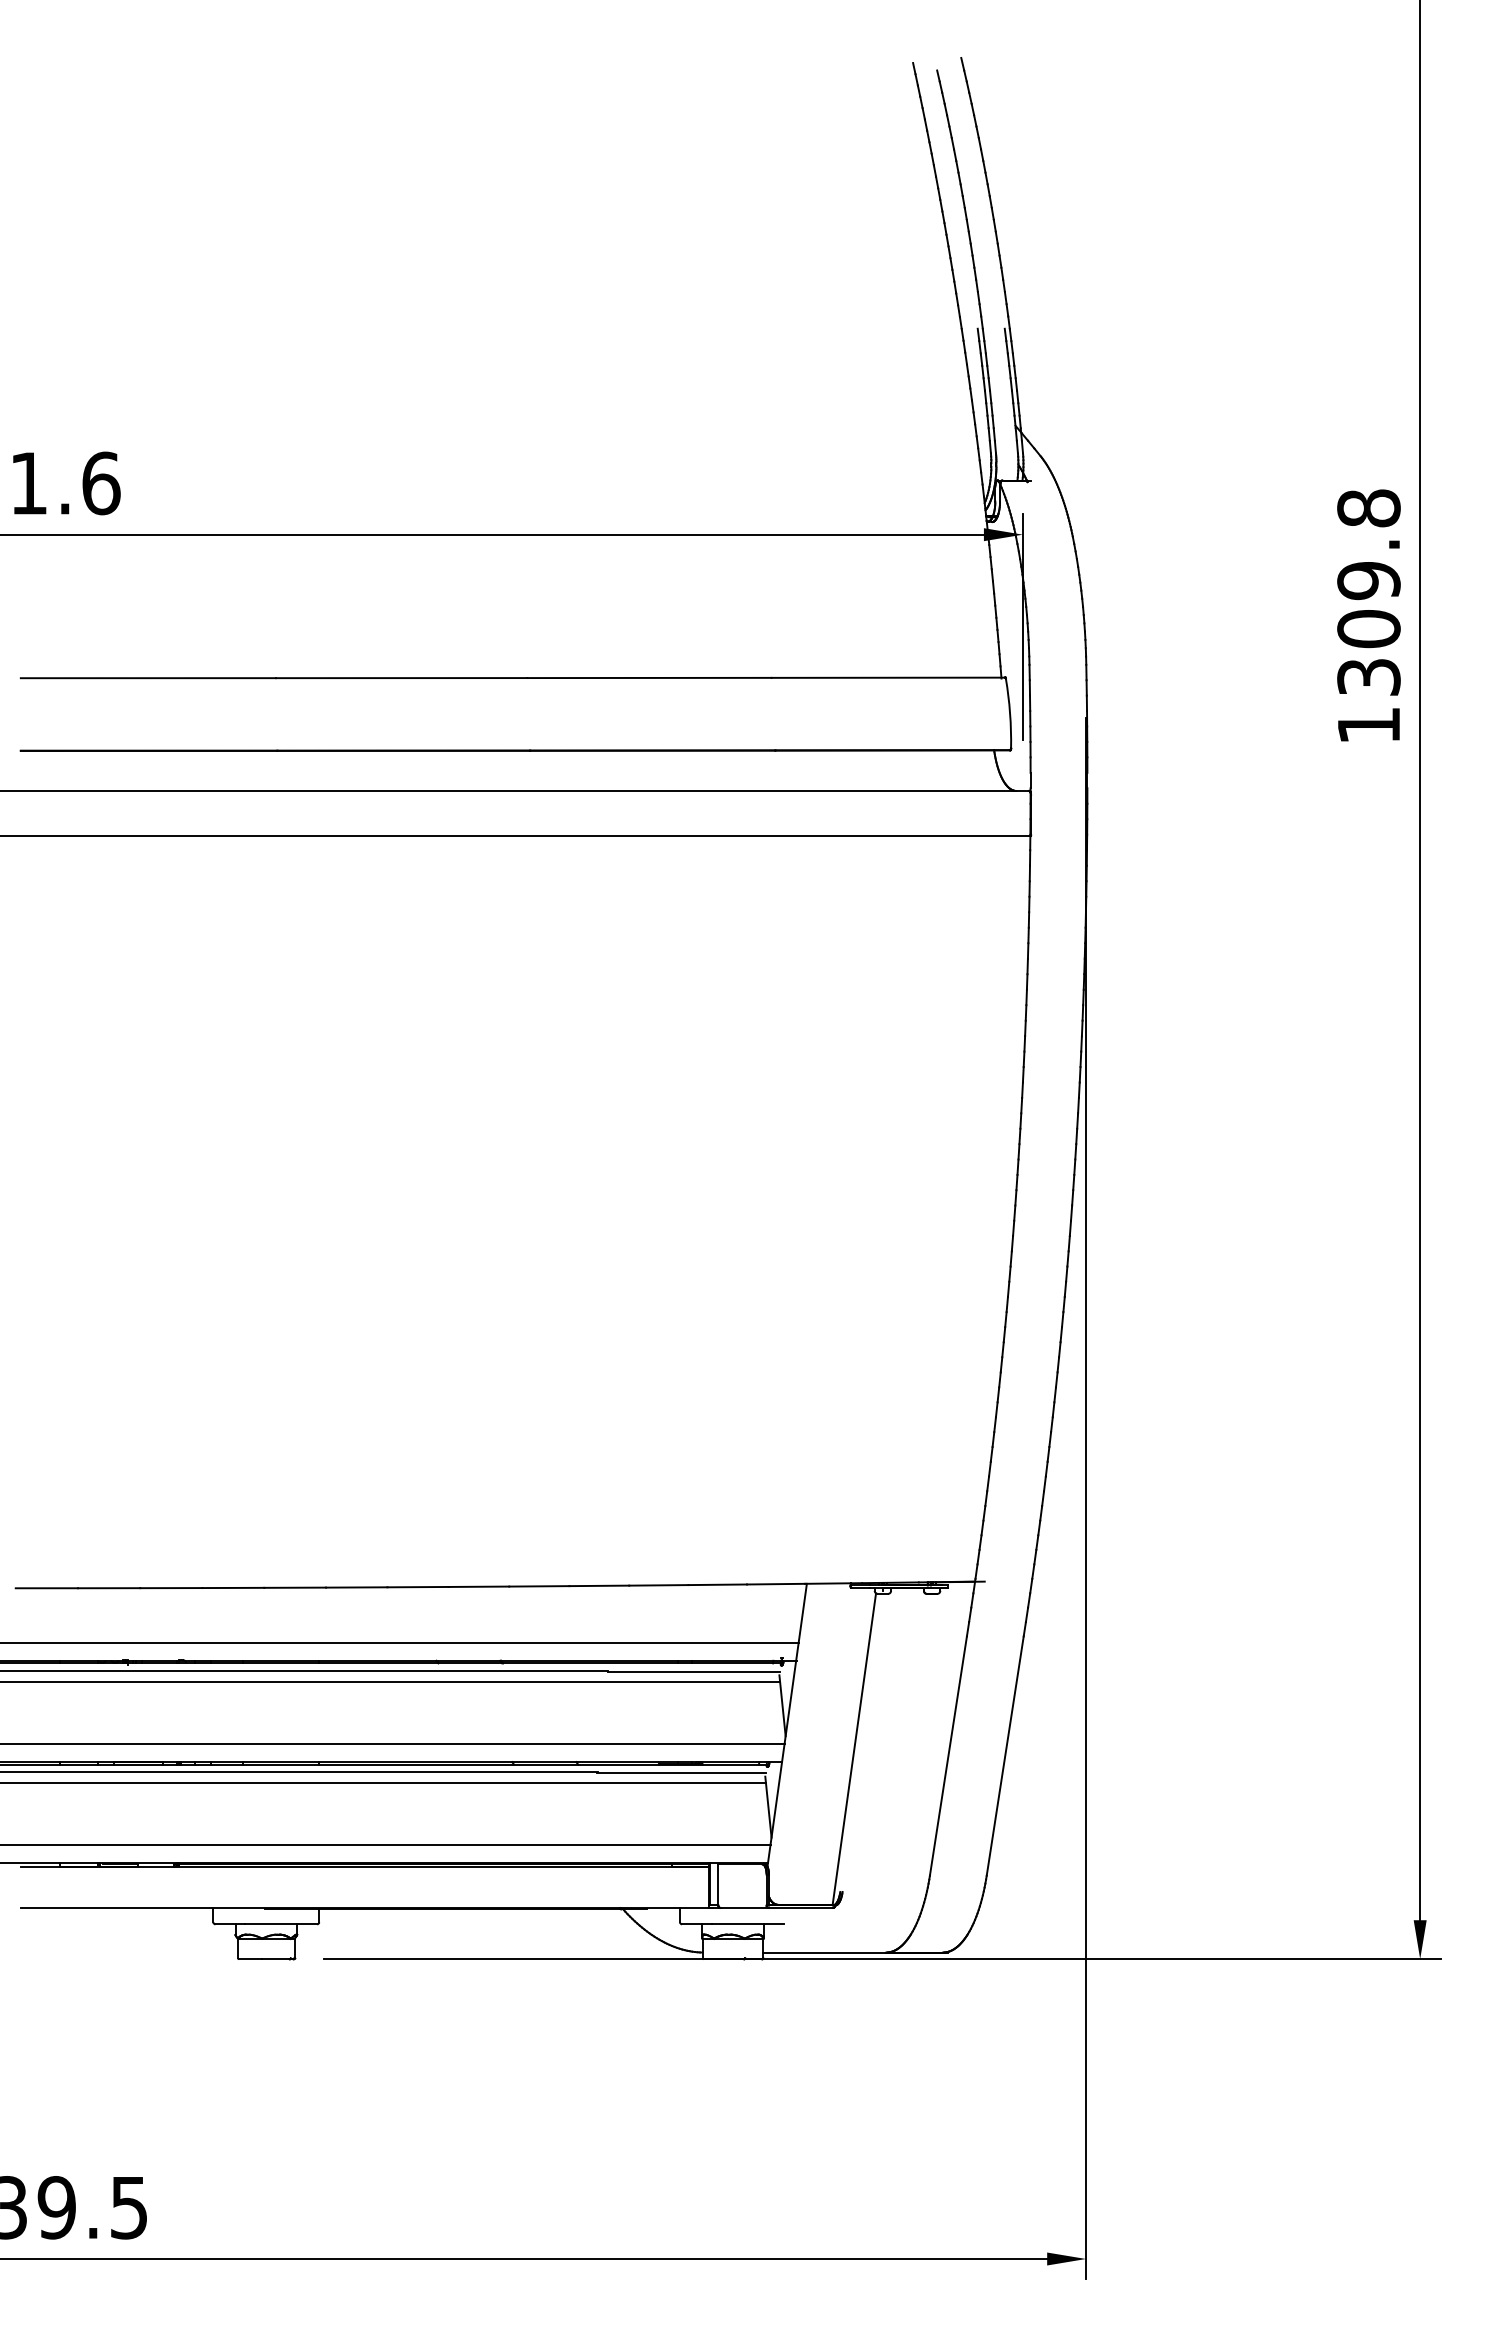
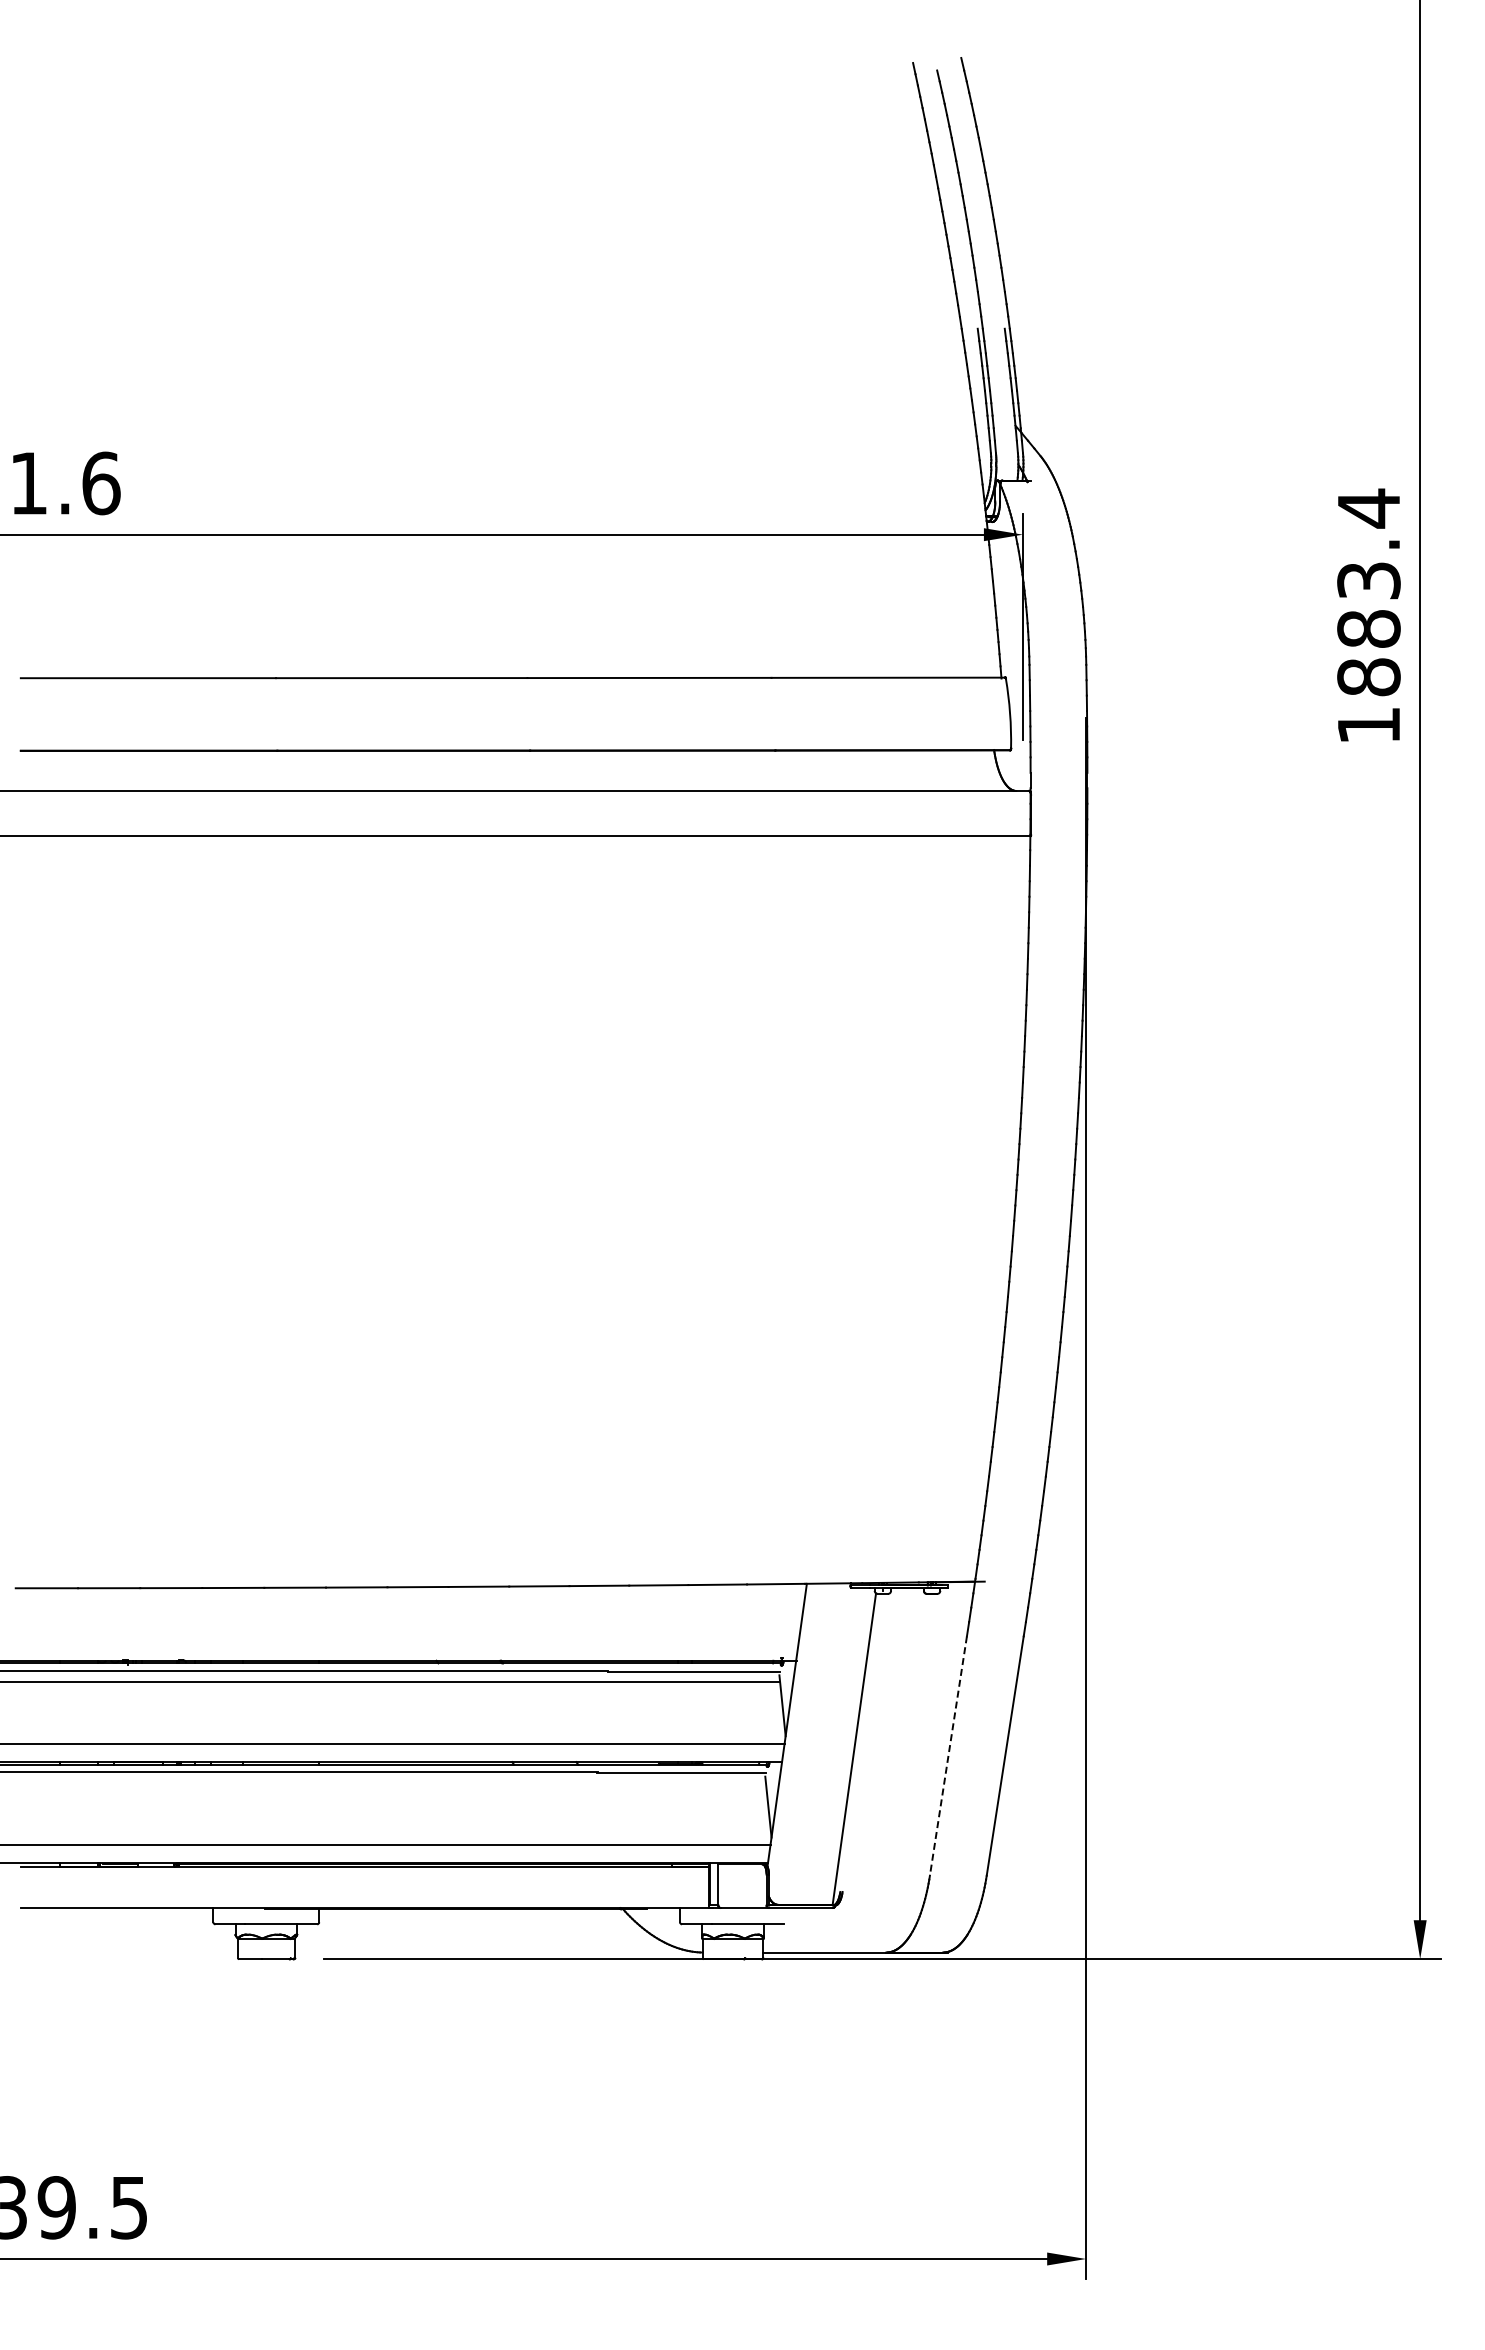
text: 1309.8 -> 1883.4 (1368, 592)
line: present -> none (400, 1642)
line: solid -> dashed (948, 1756)
line: present -> none (384, 1782)
